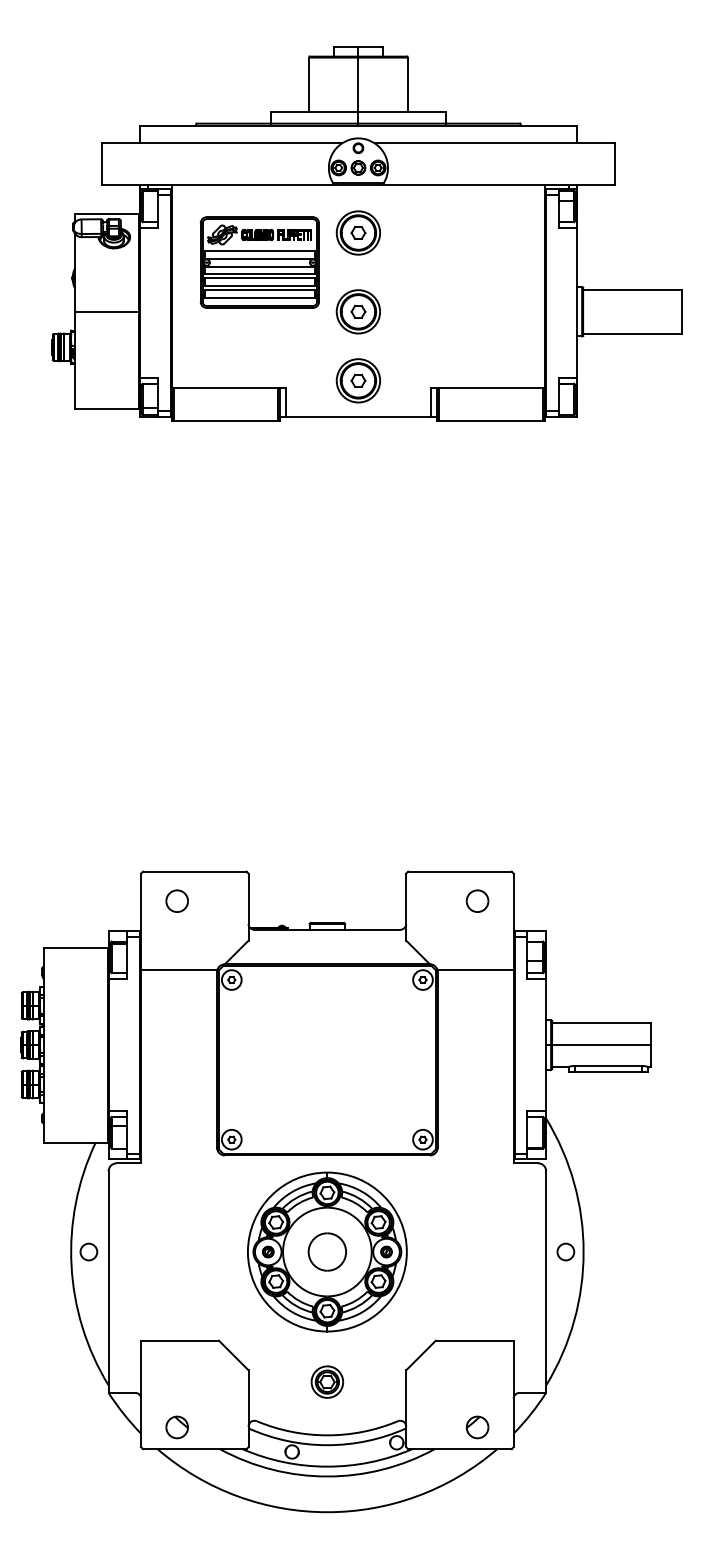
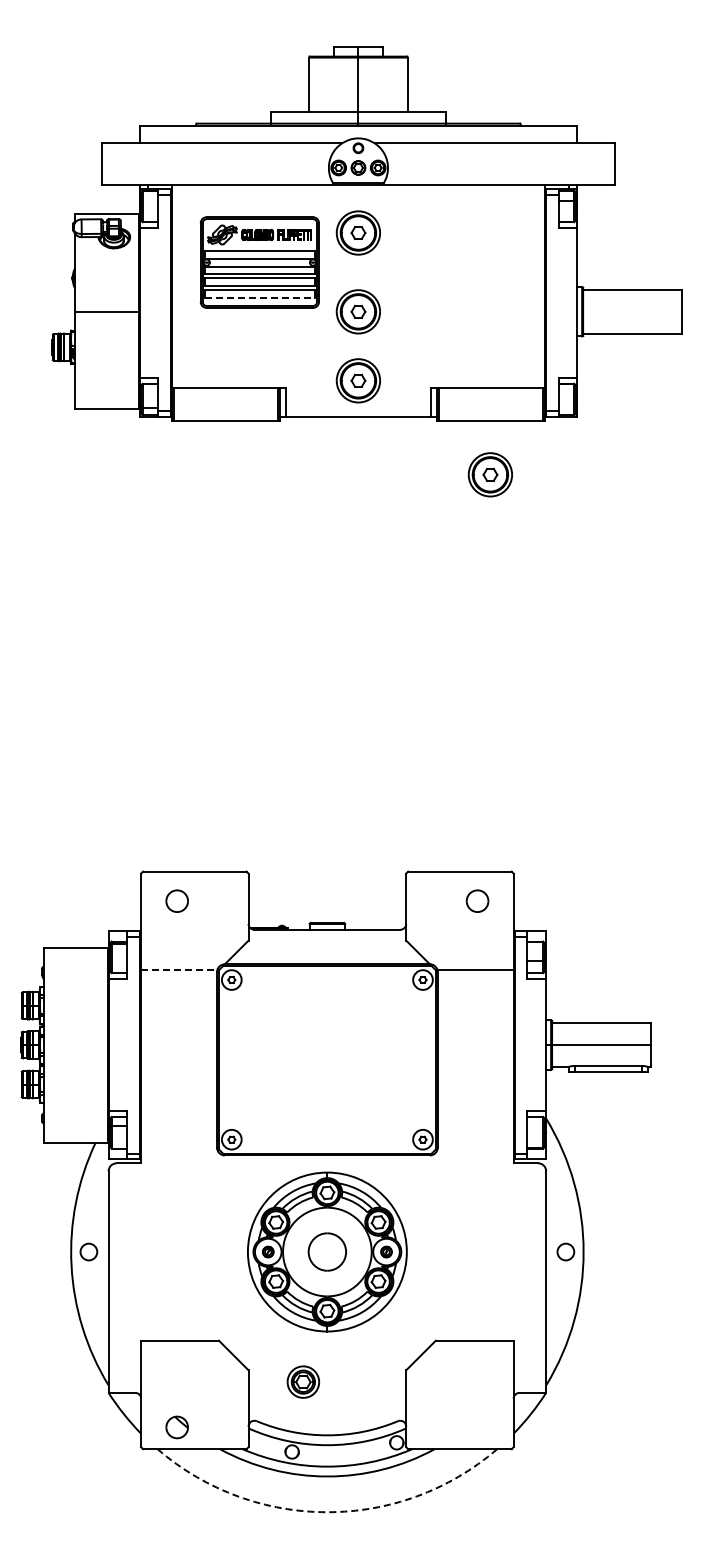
line: solid -> dashed (260, 298)
part: none -> present (489, 474)
line: solid -> dashed (179, 970)
part position: (326, 1381) -> (302, 1381) (302, 1381)
part: present -> none (477, 1427)
arc: solid -> dashed (327, 1512)
